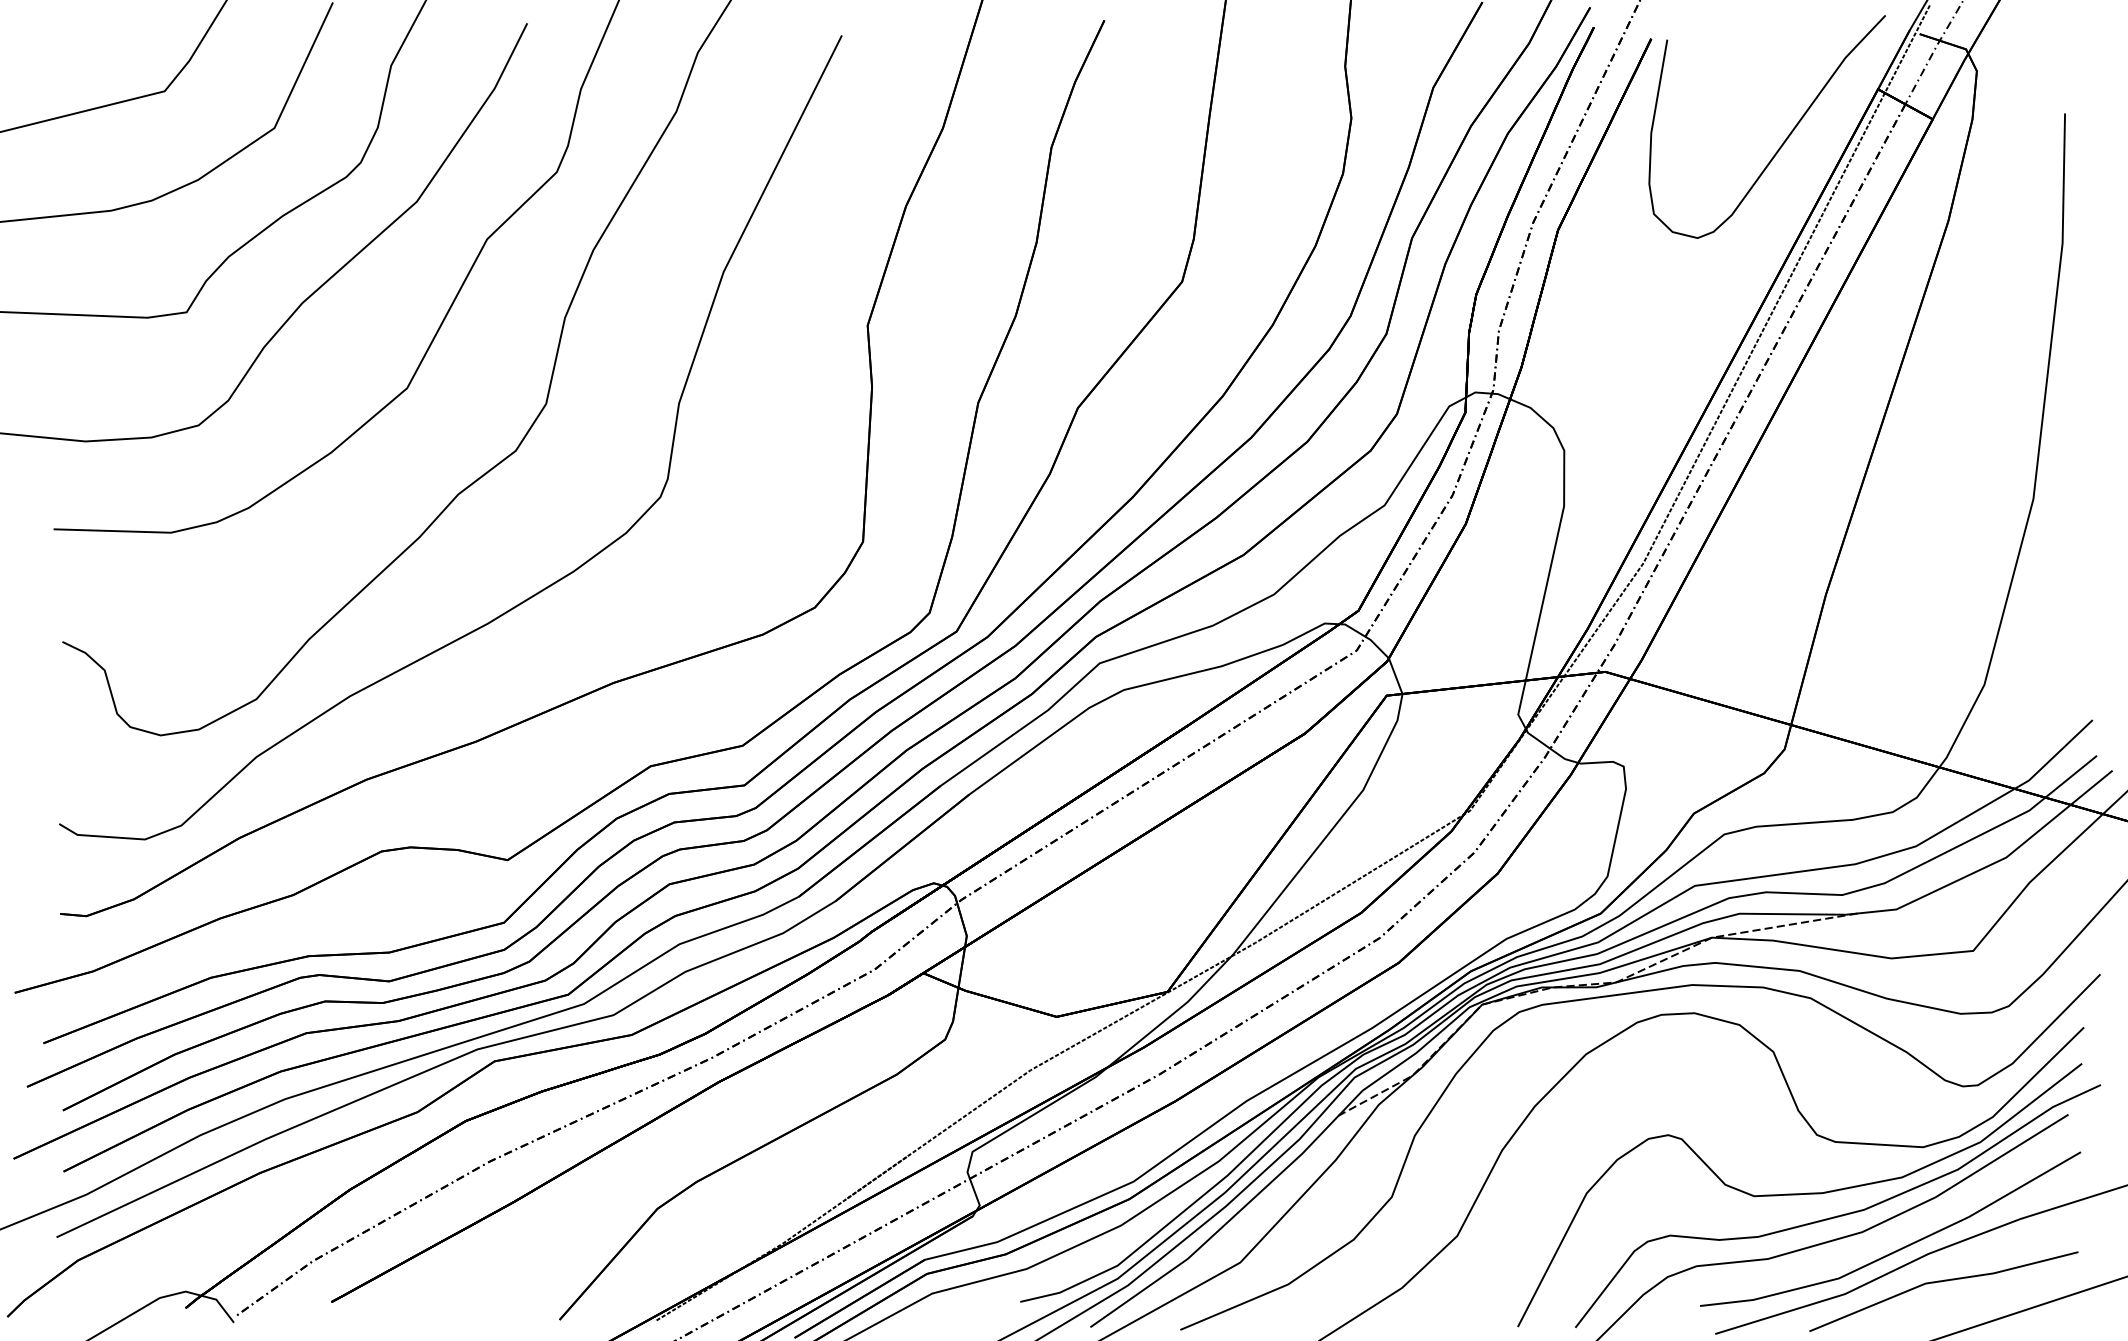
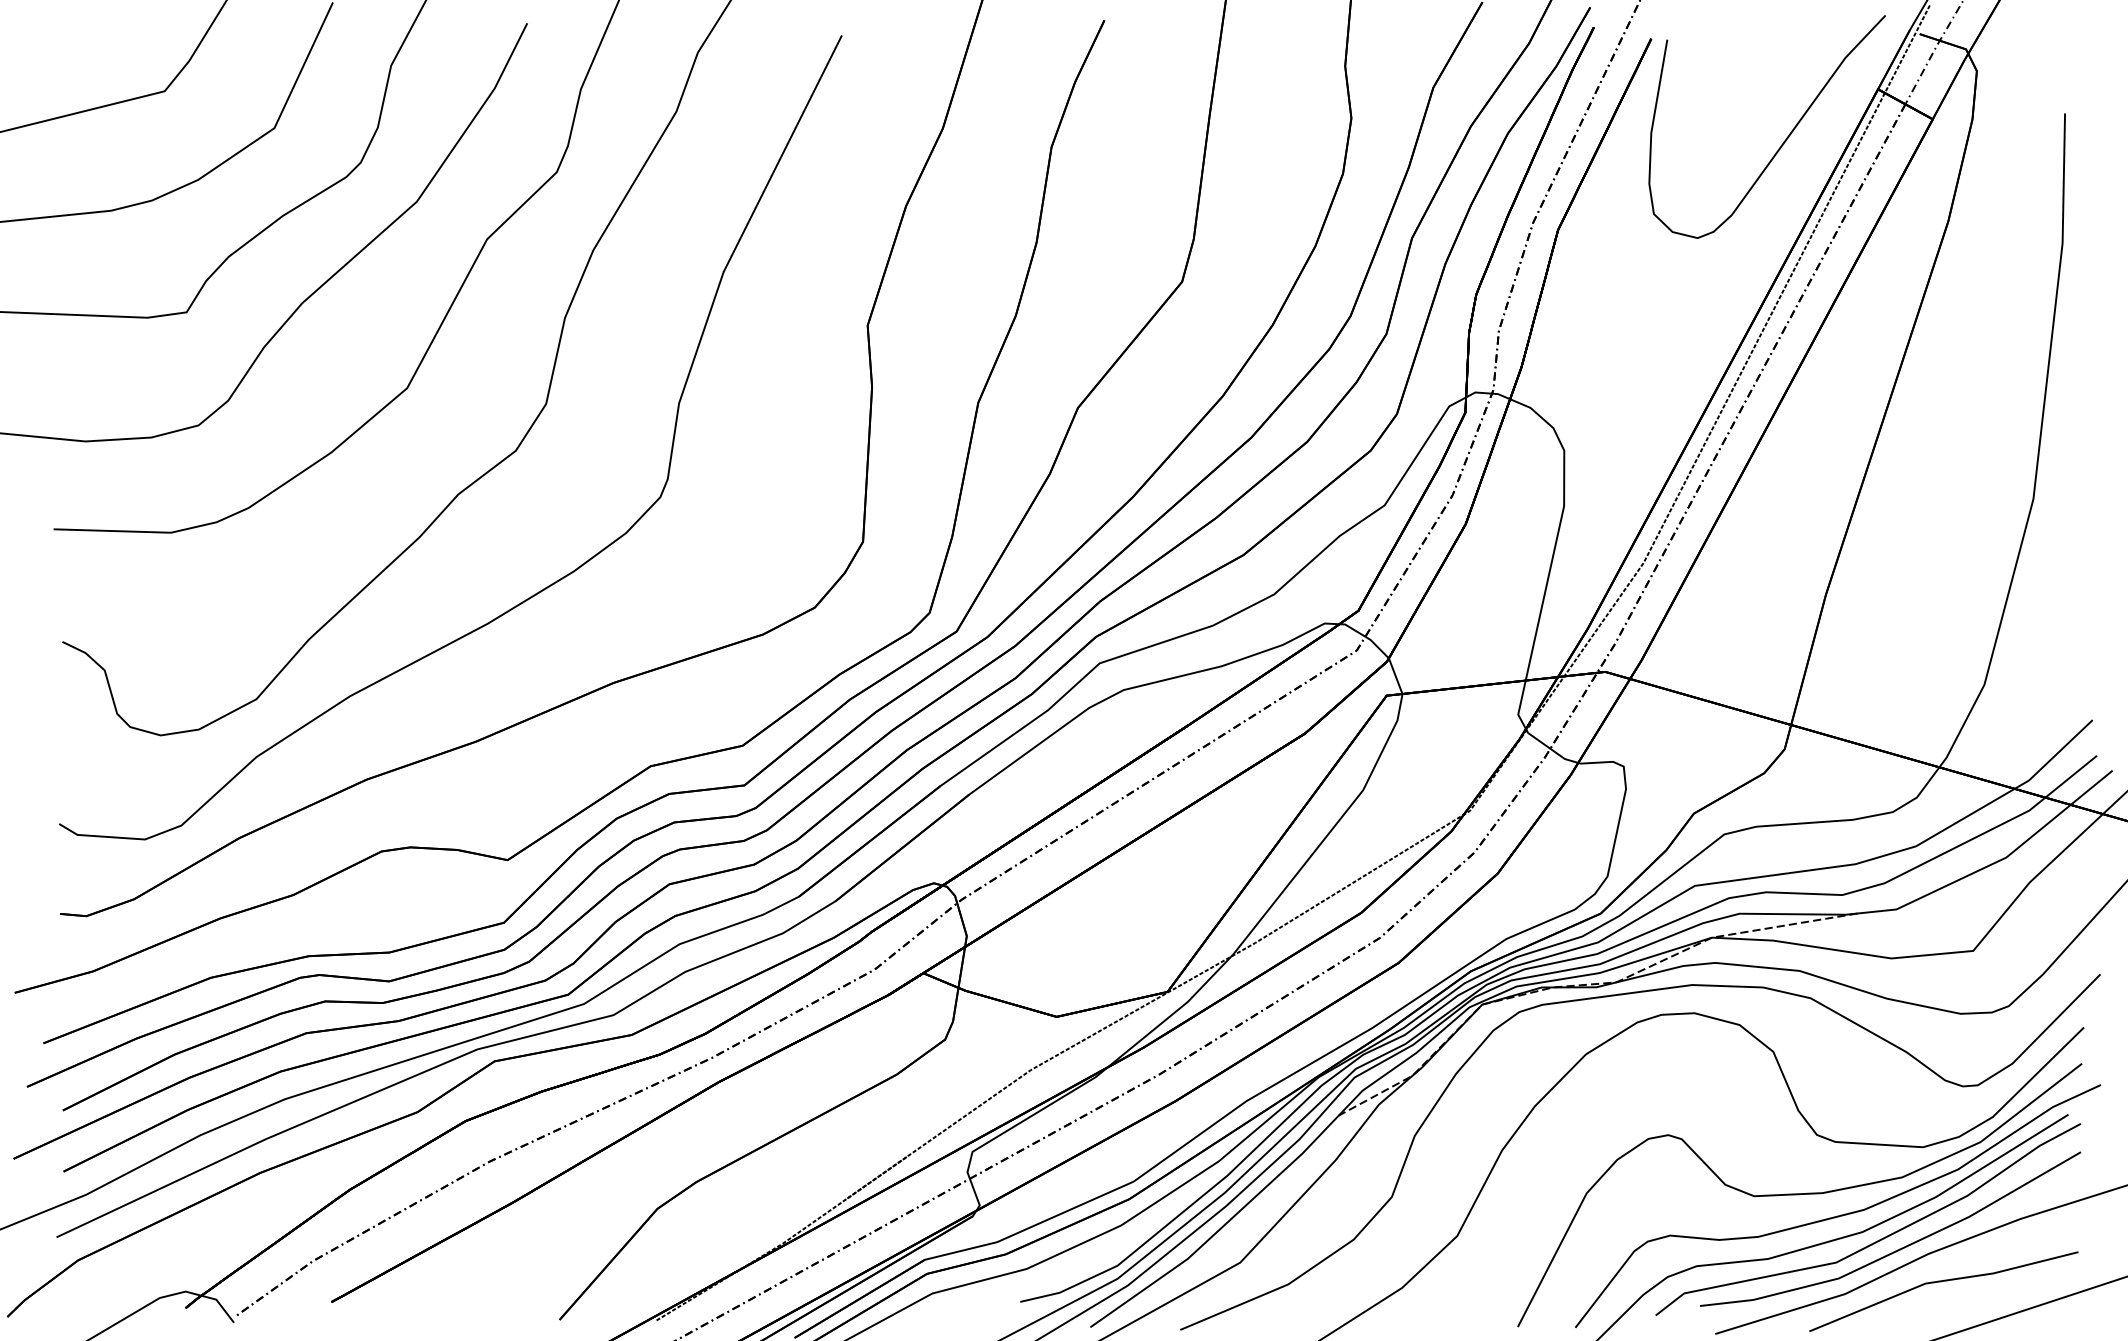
part: none -> present (1879, 1239)
